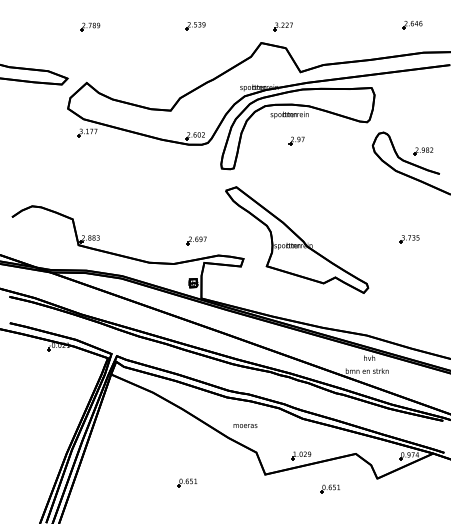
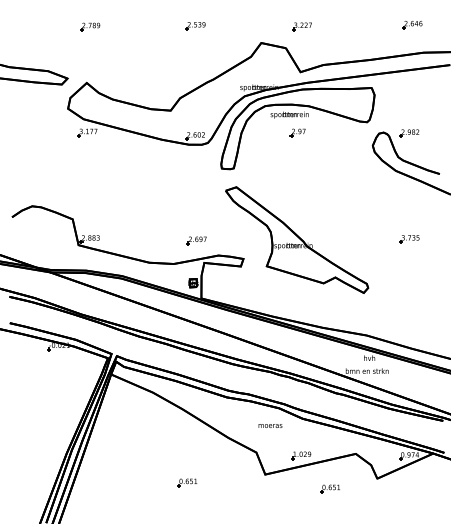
part position: (282, 26) -> (301, 26) (301, 26)
part position: (296, 140) -> (297, 132) (297, 132)
part position: (423, 151) -> (409, 133) (409, 133)
text position: (245, 425) -> (270, 425) (270, 425)
